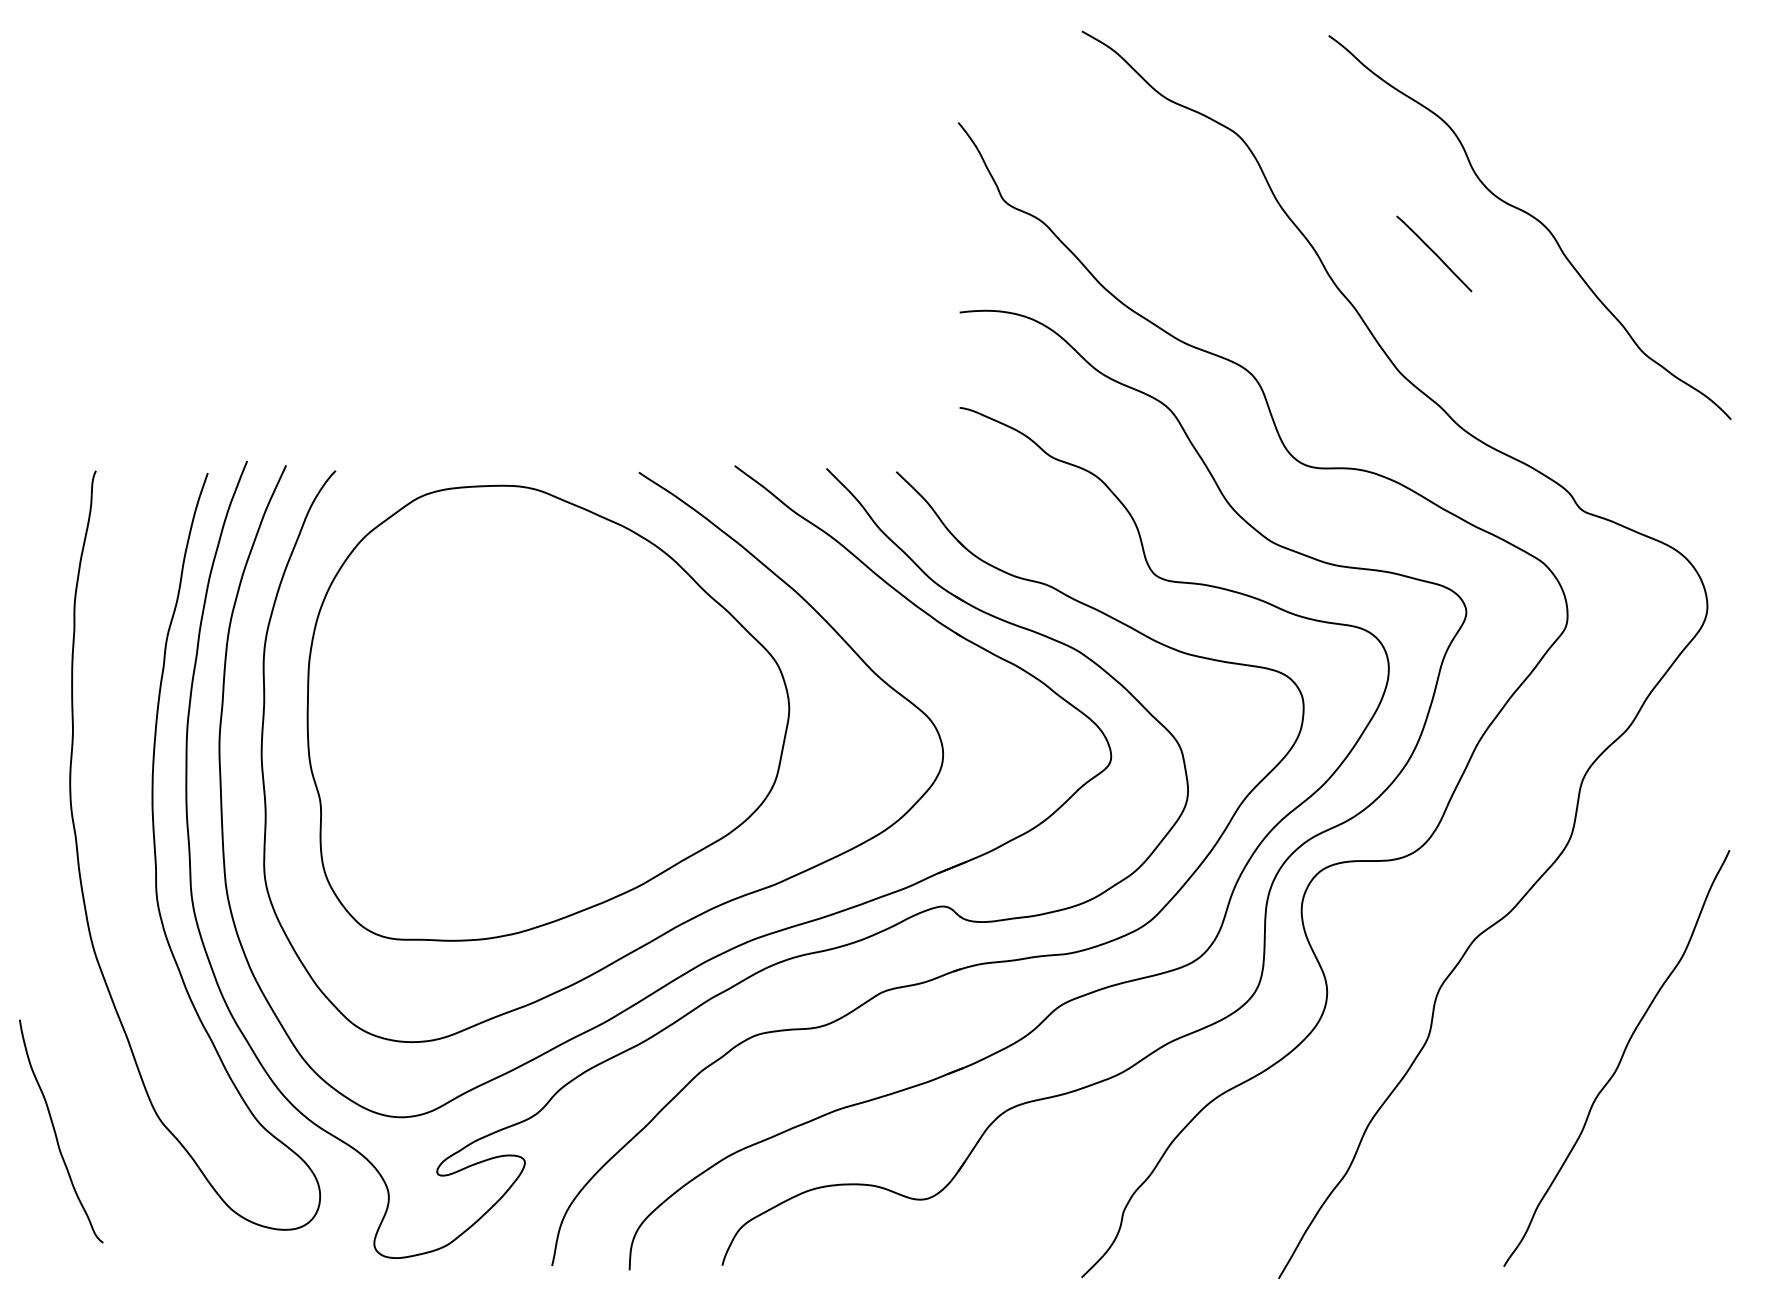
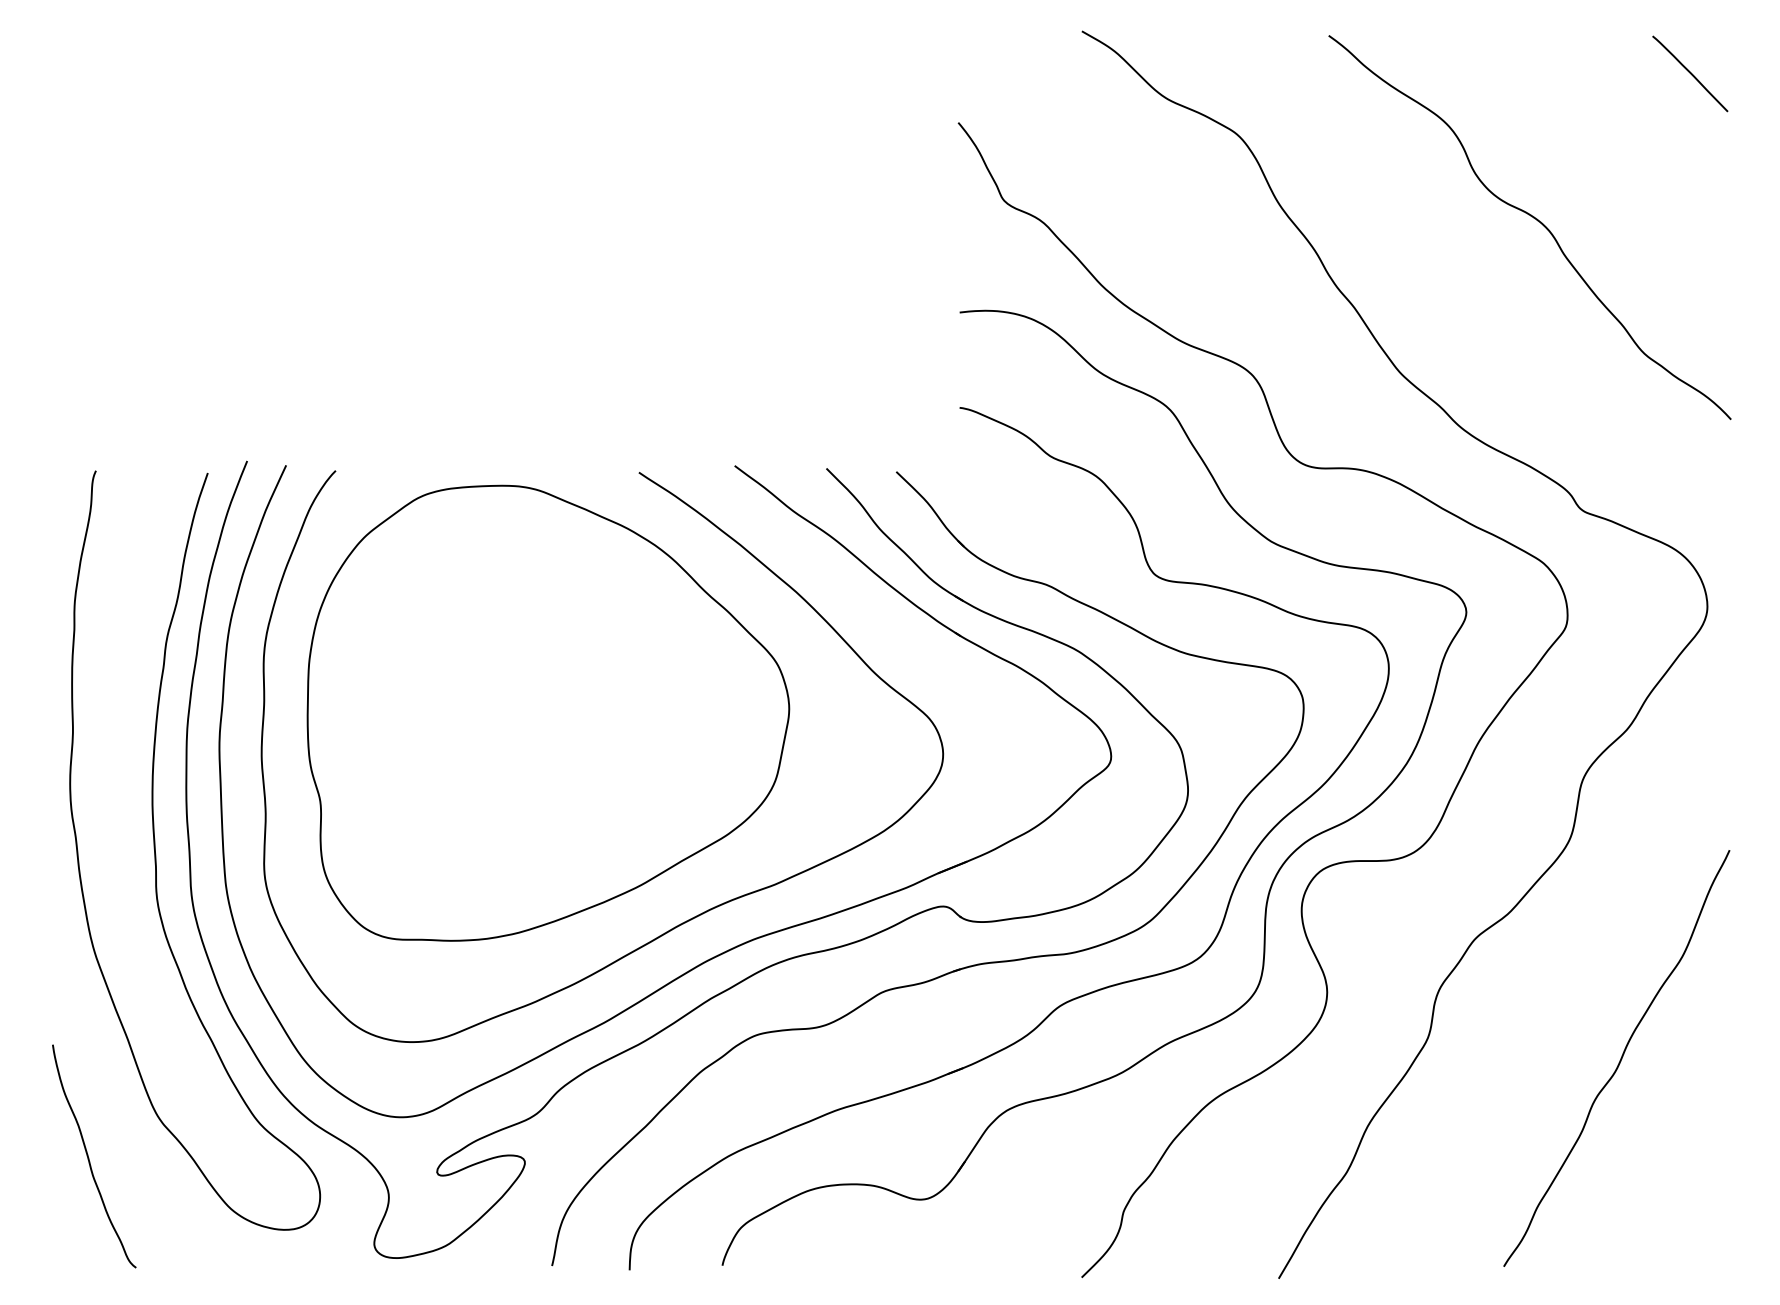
line position: (1434, 253) -> (1690, 73) (1690, 73)
curve position: (56, 1132) -> (89, 1157) (89, 1157)
